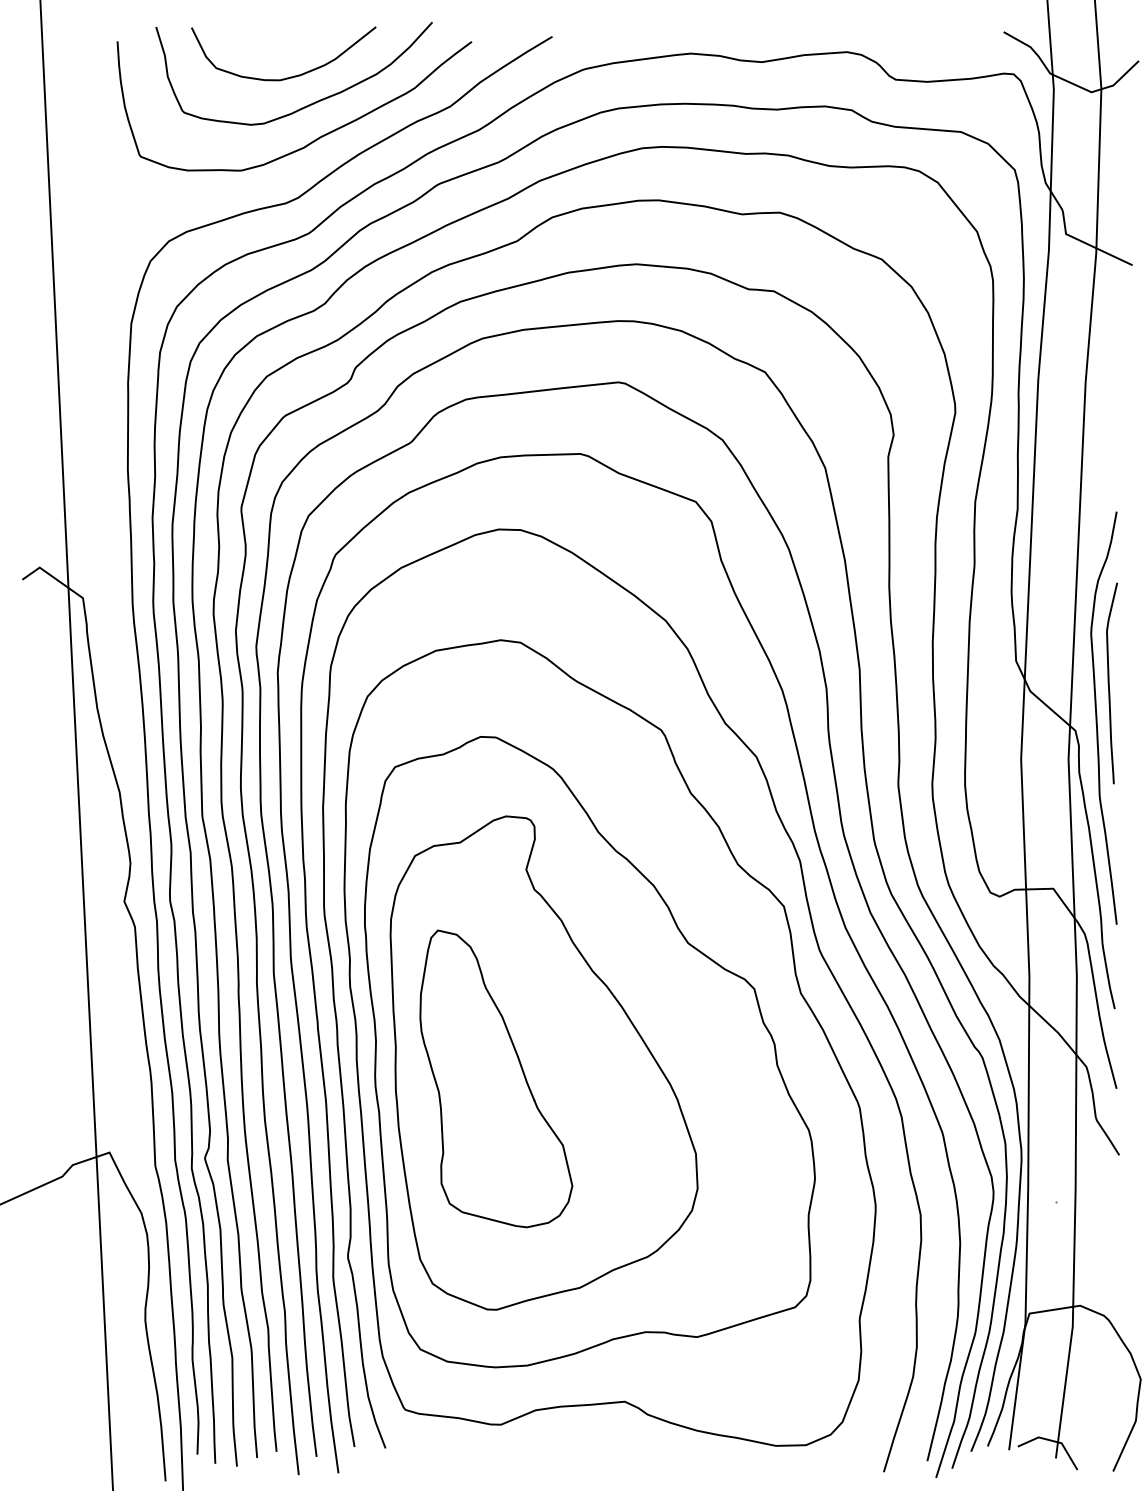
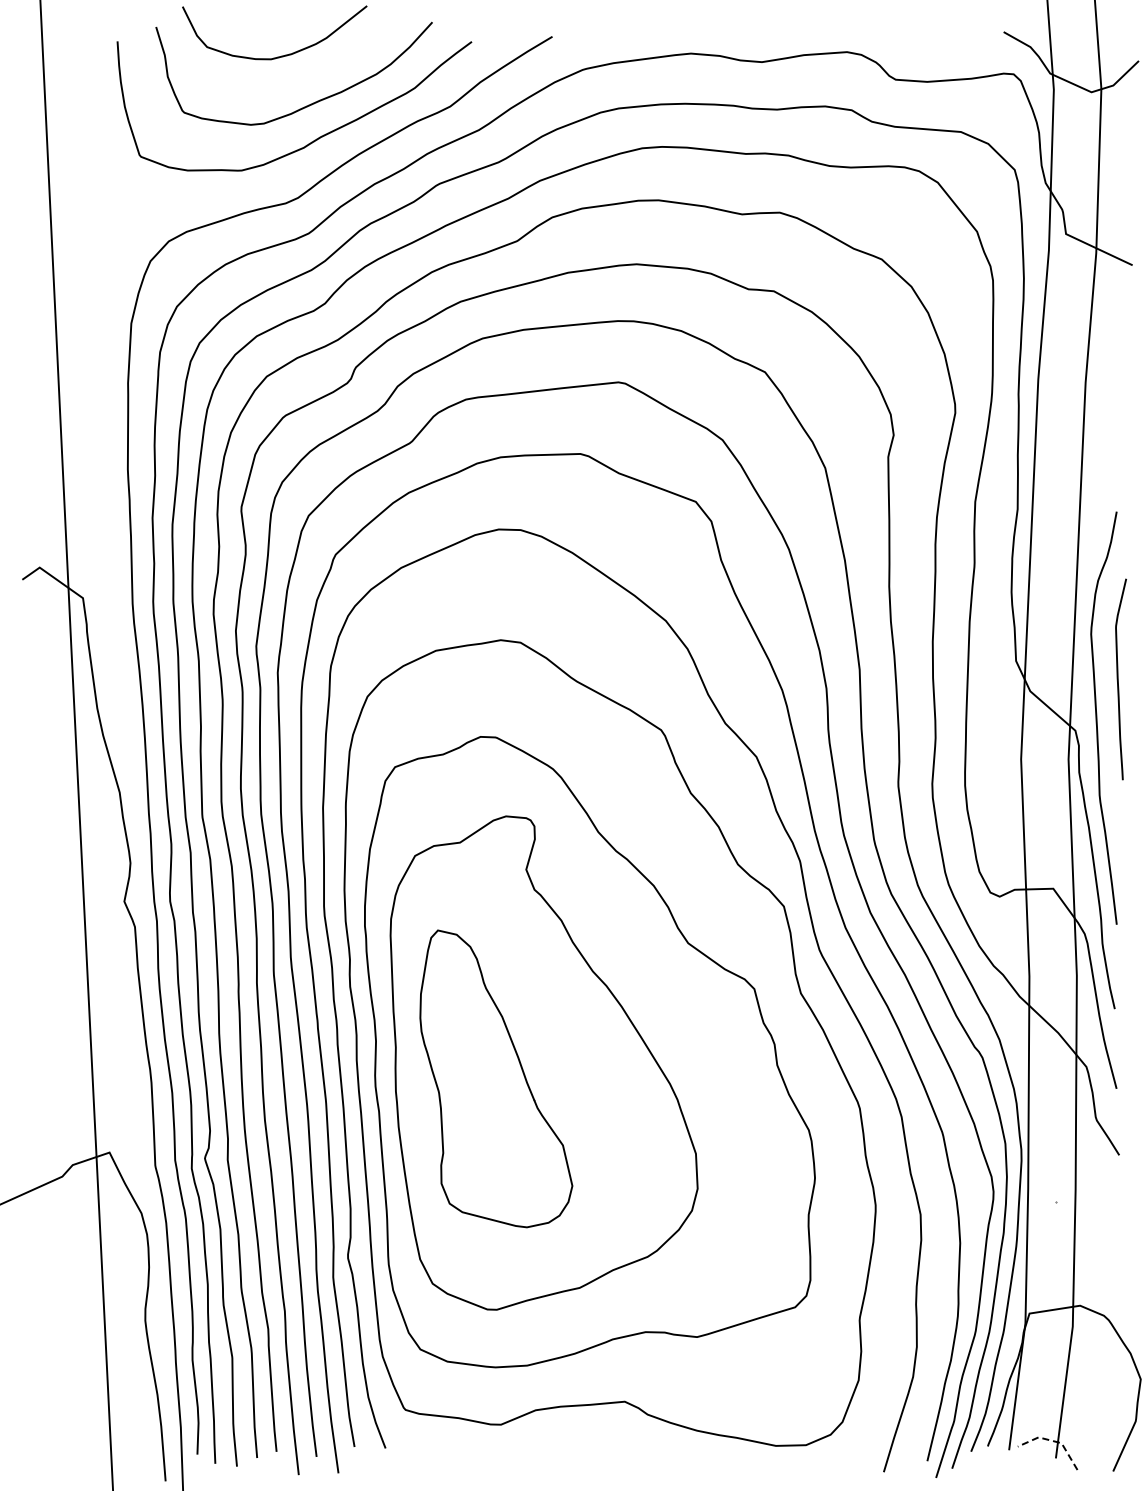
curve position: (290, 76) -> (281, 55) (281, 55)
curve position: (1109, 683) -> (1118, 679) (1118, 679)
line: solid -> dashed (1053, 1441)
